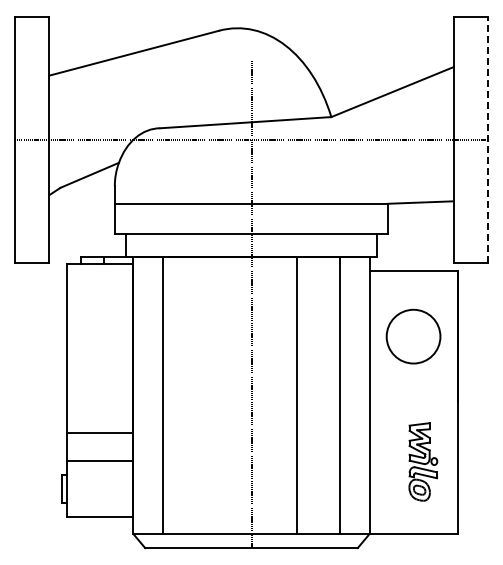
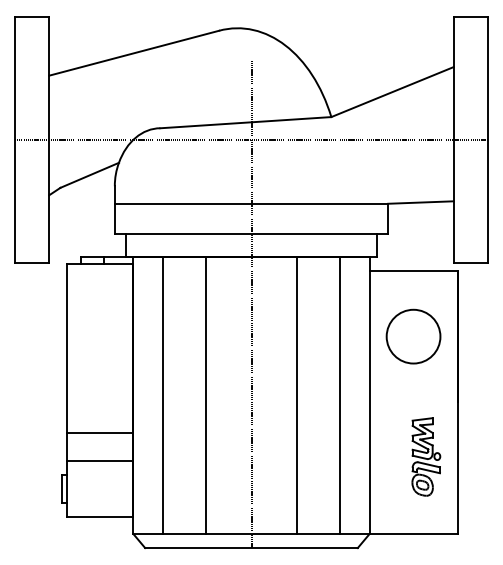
line: dashed -> solid (487, 139)
line: none -> present (206, 394)
part position: (423, 461) -> (426, 456) (426, 456)
